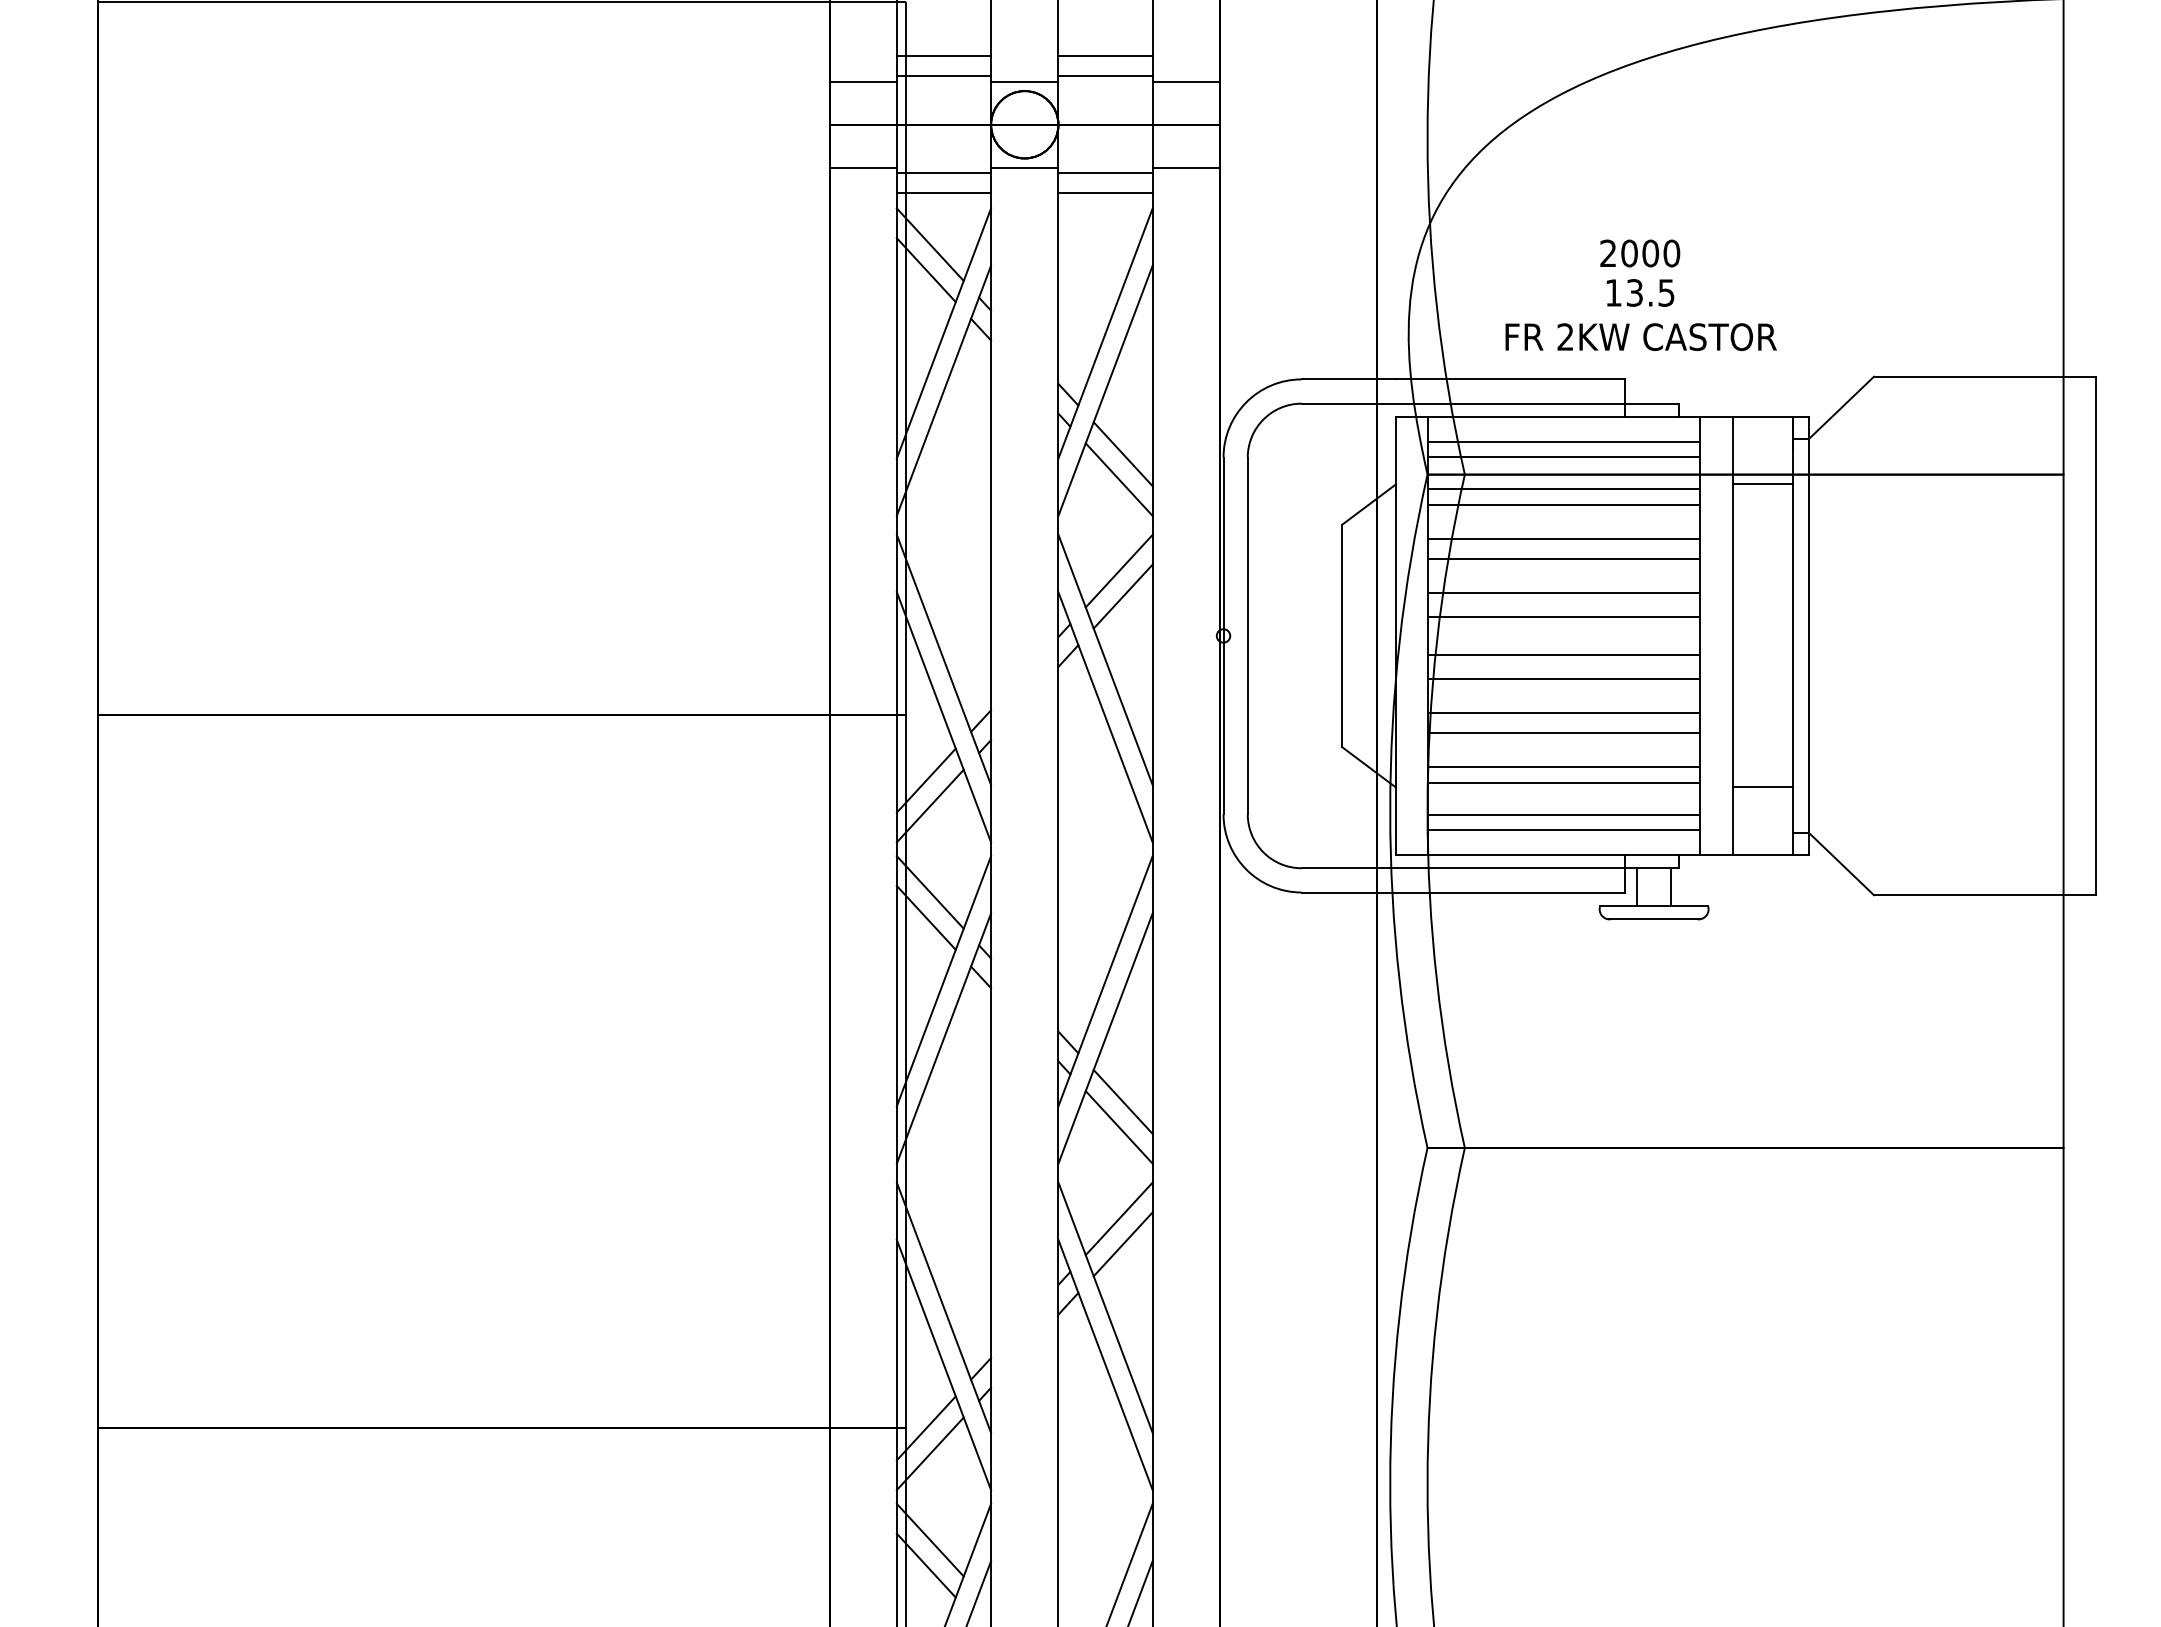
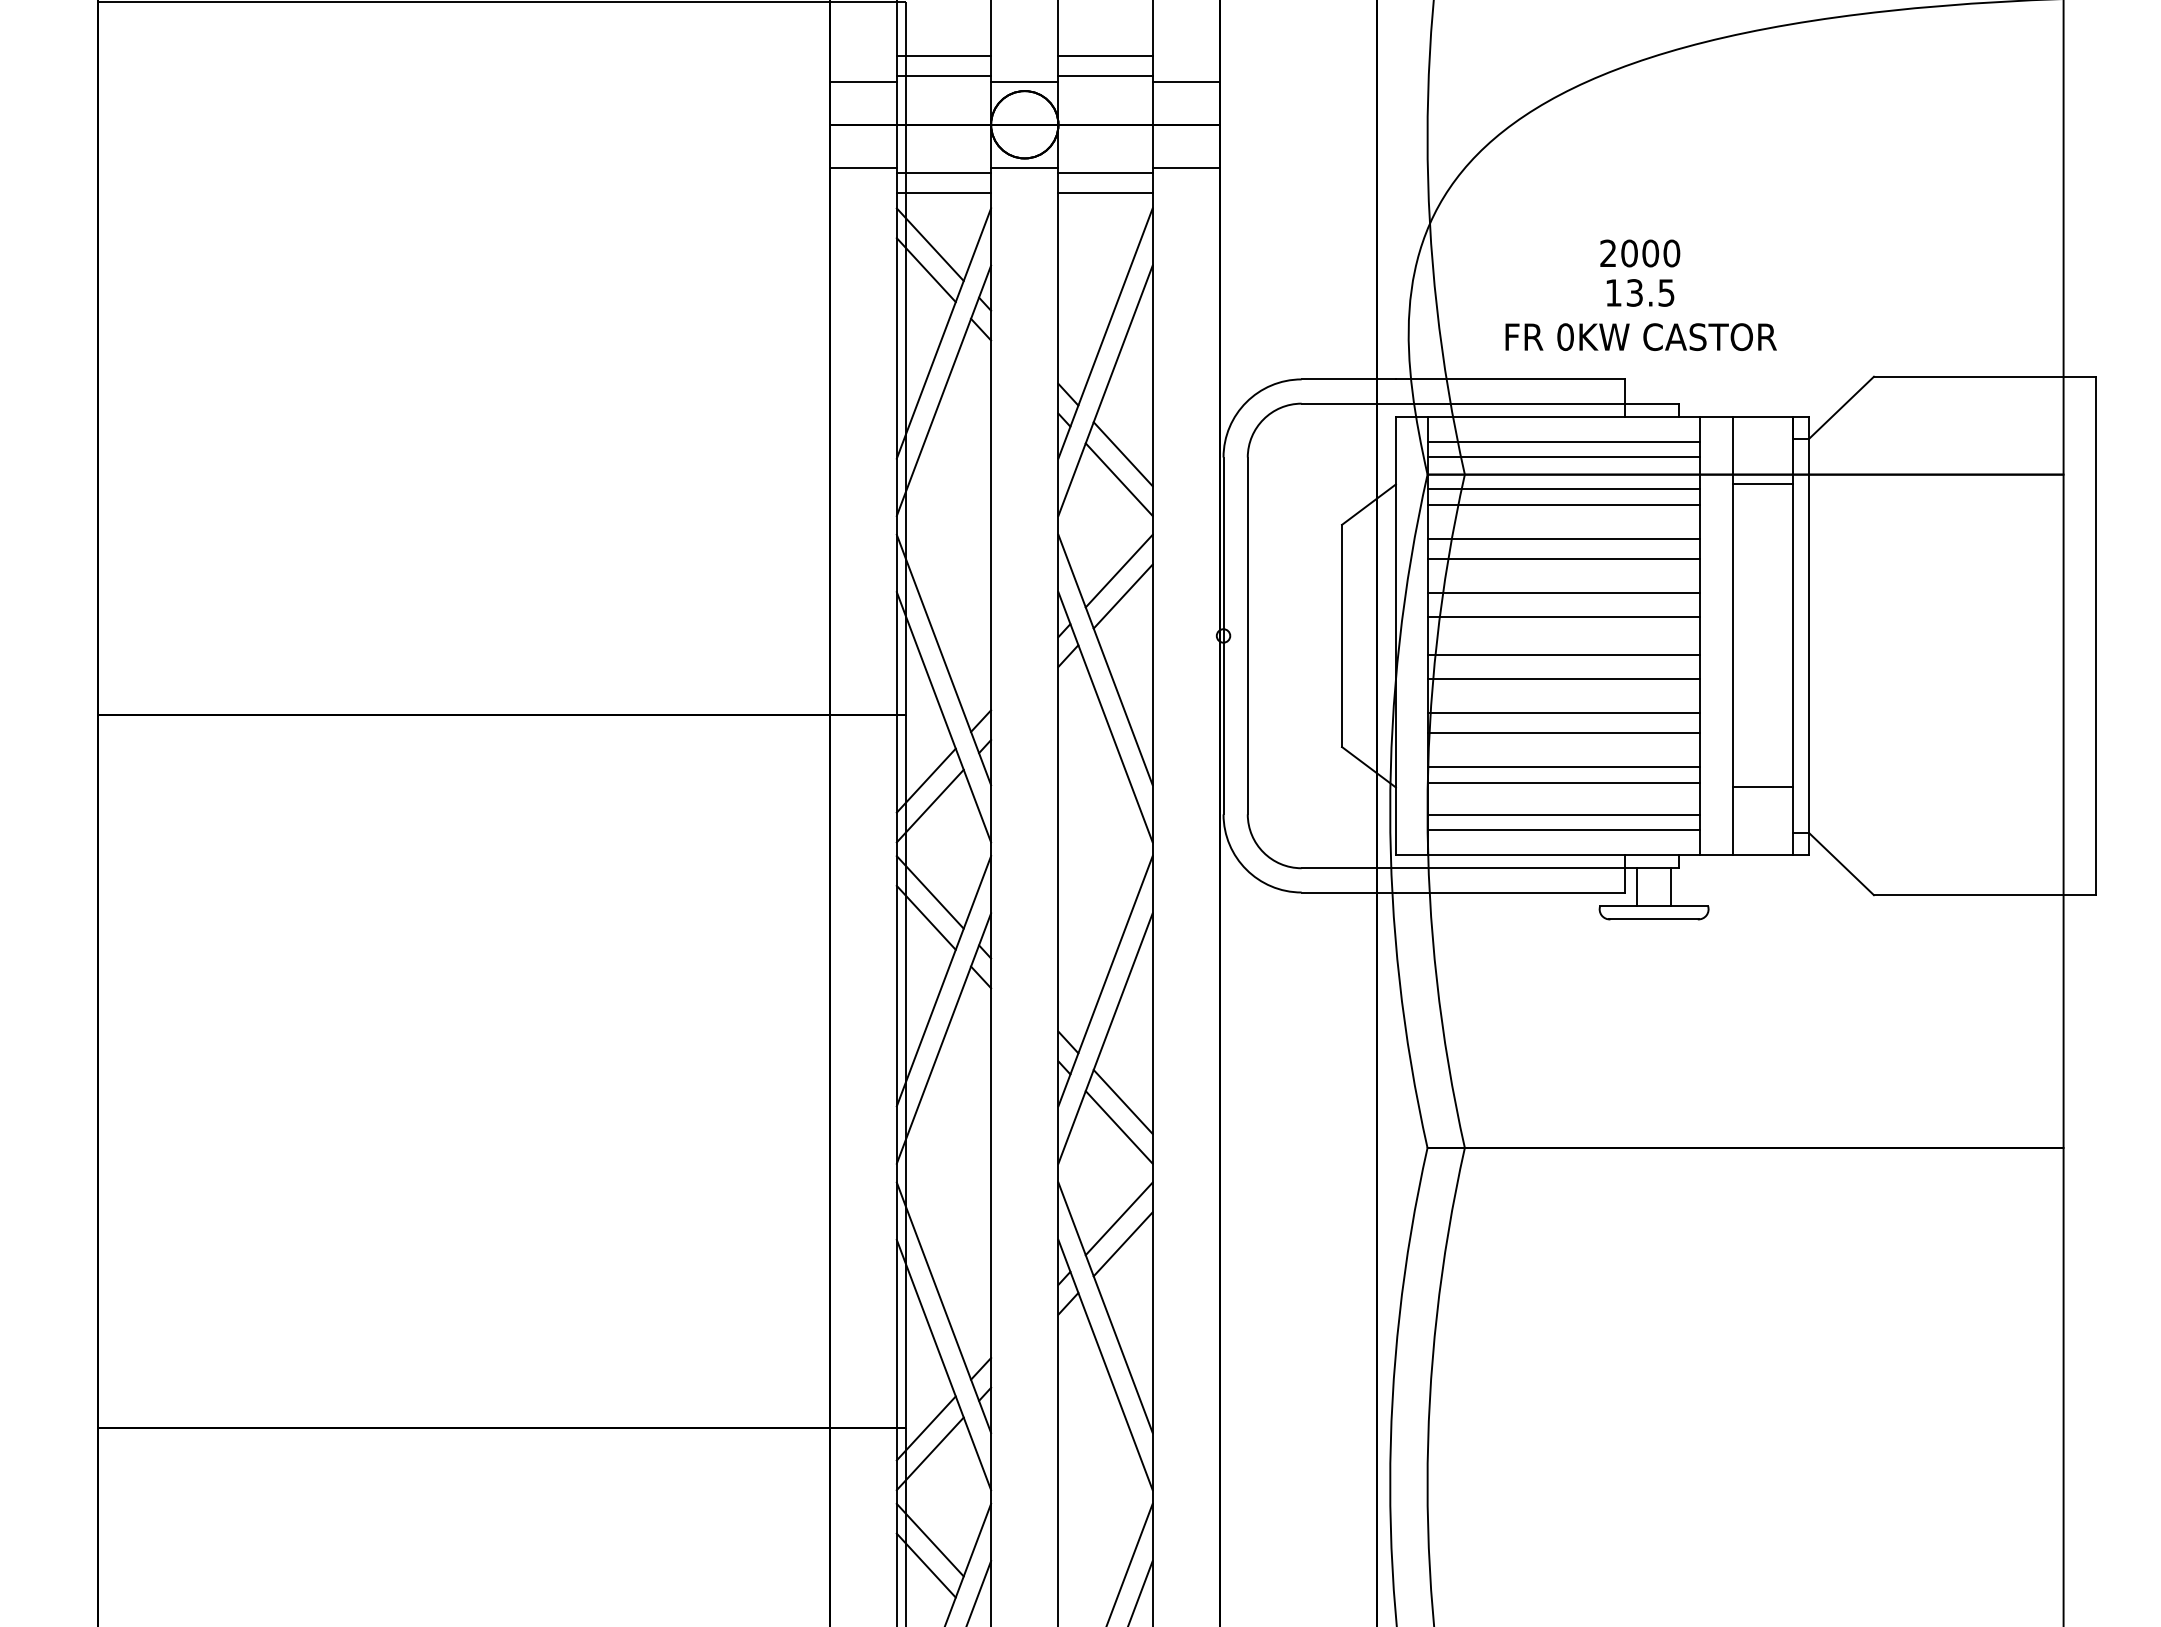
text: 2KW -> 0KW (1565, 336)
